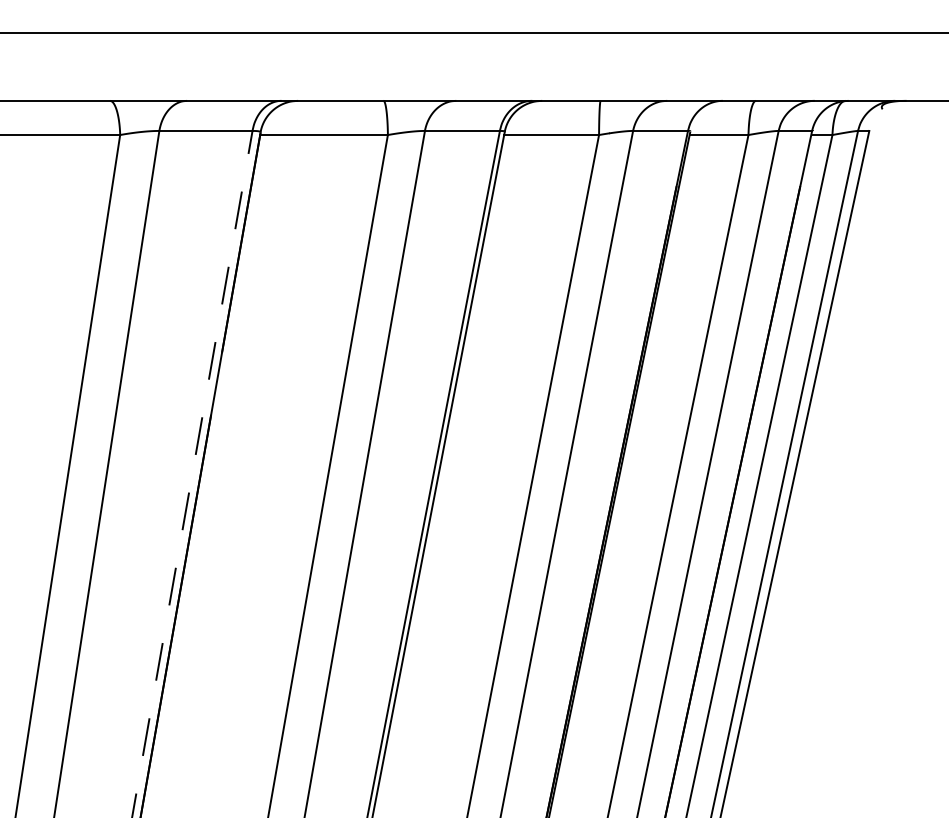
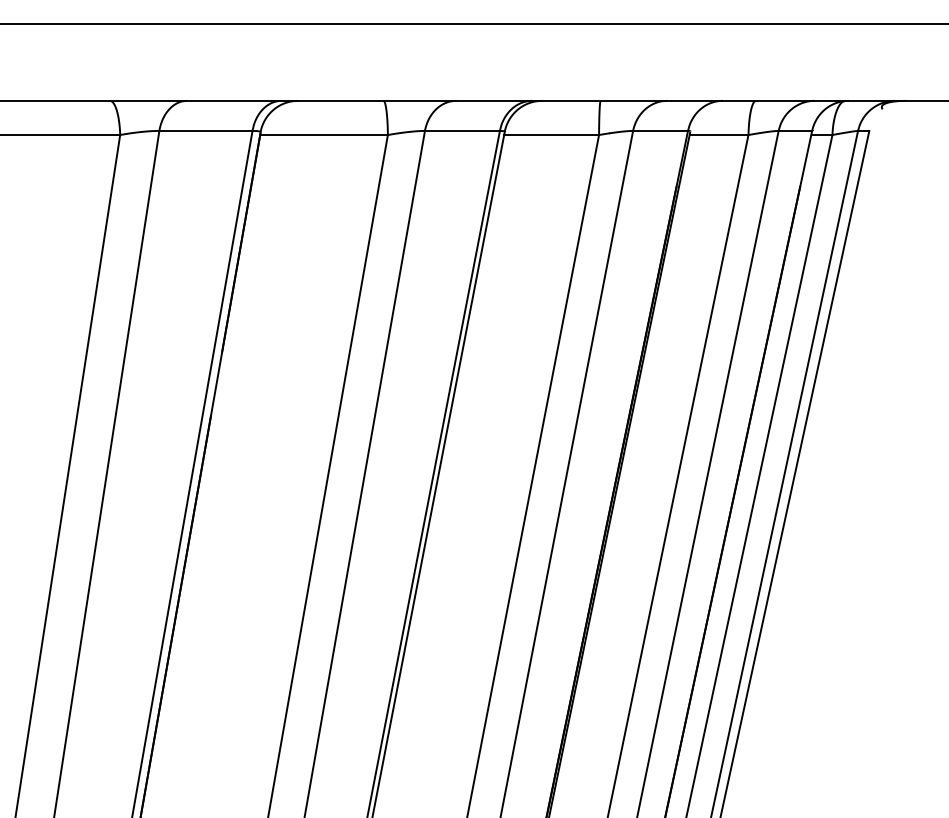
line position: (473, 33) -> (473, 24) (473, 24)
line: dashed -> solid (192, 473)
